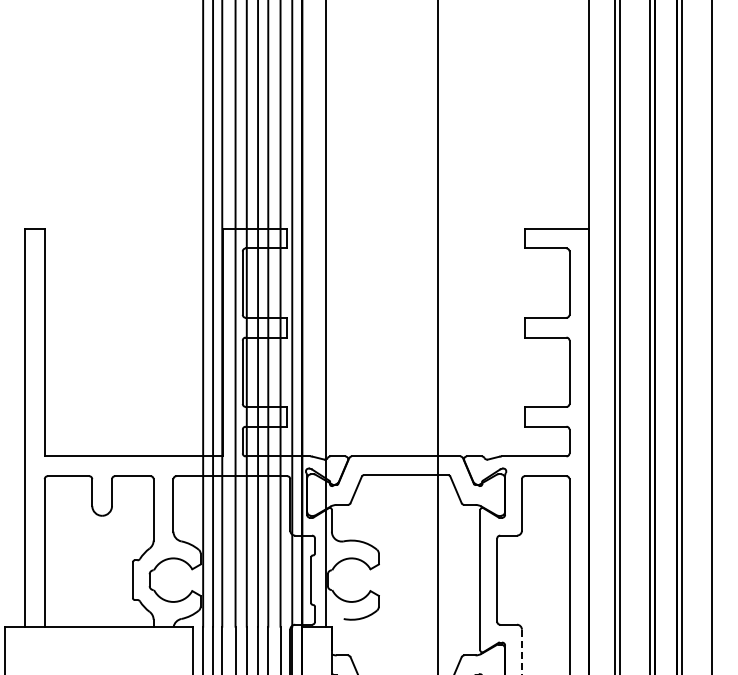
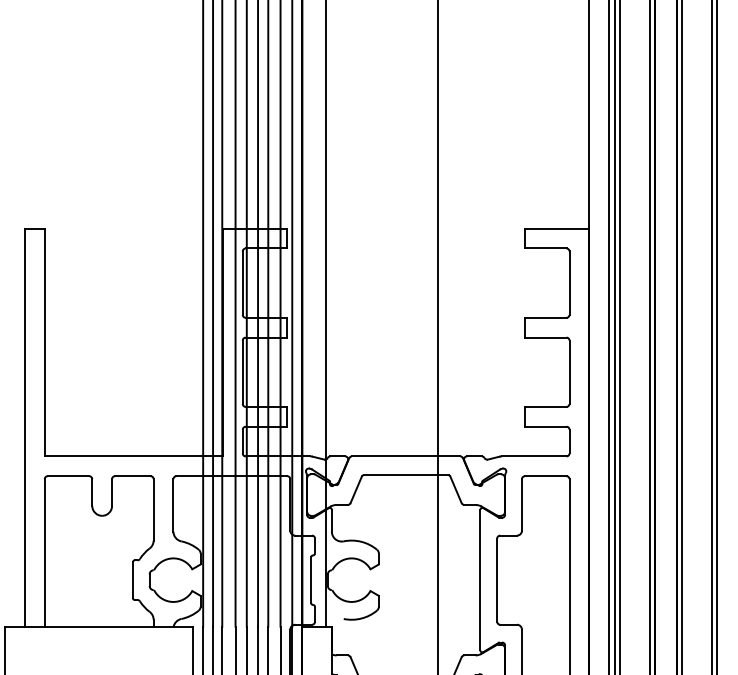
line: none -> present (609, 336)
line: none -> present (716, 336)
line: dashed -> solid (521, 651)
